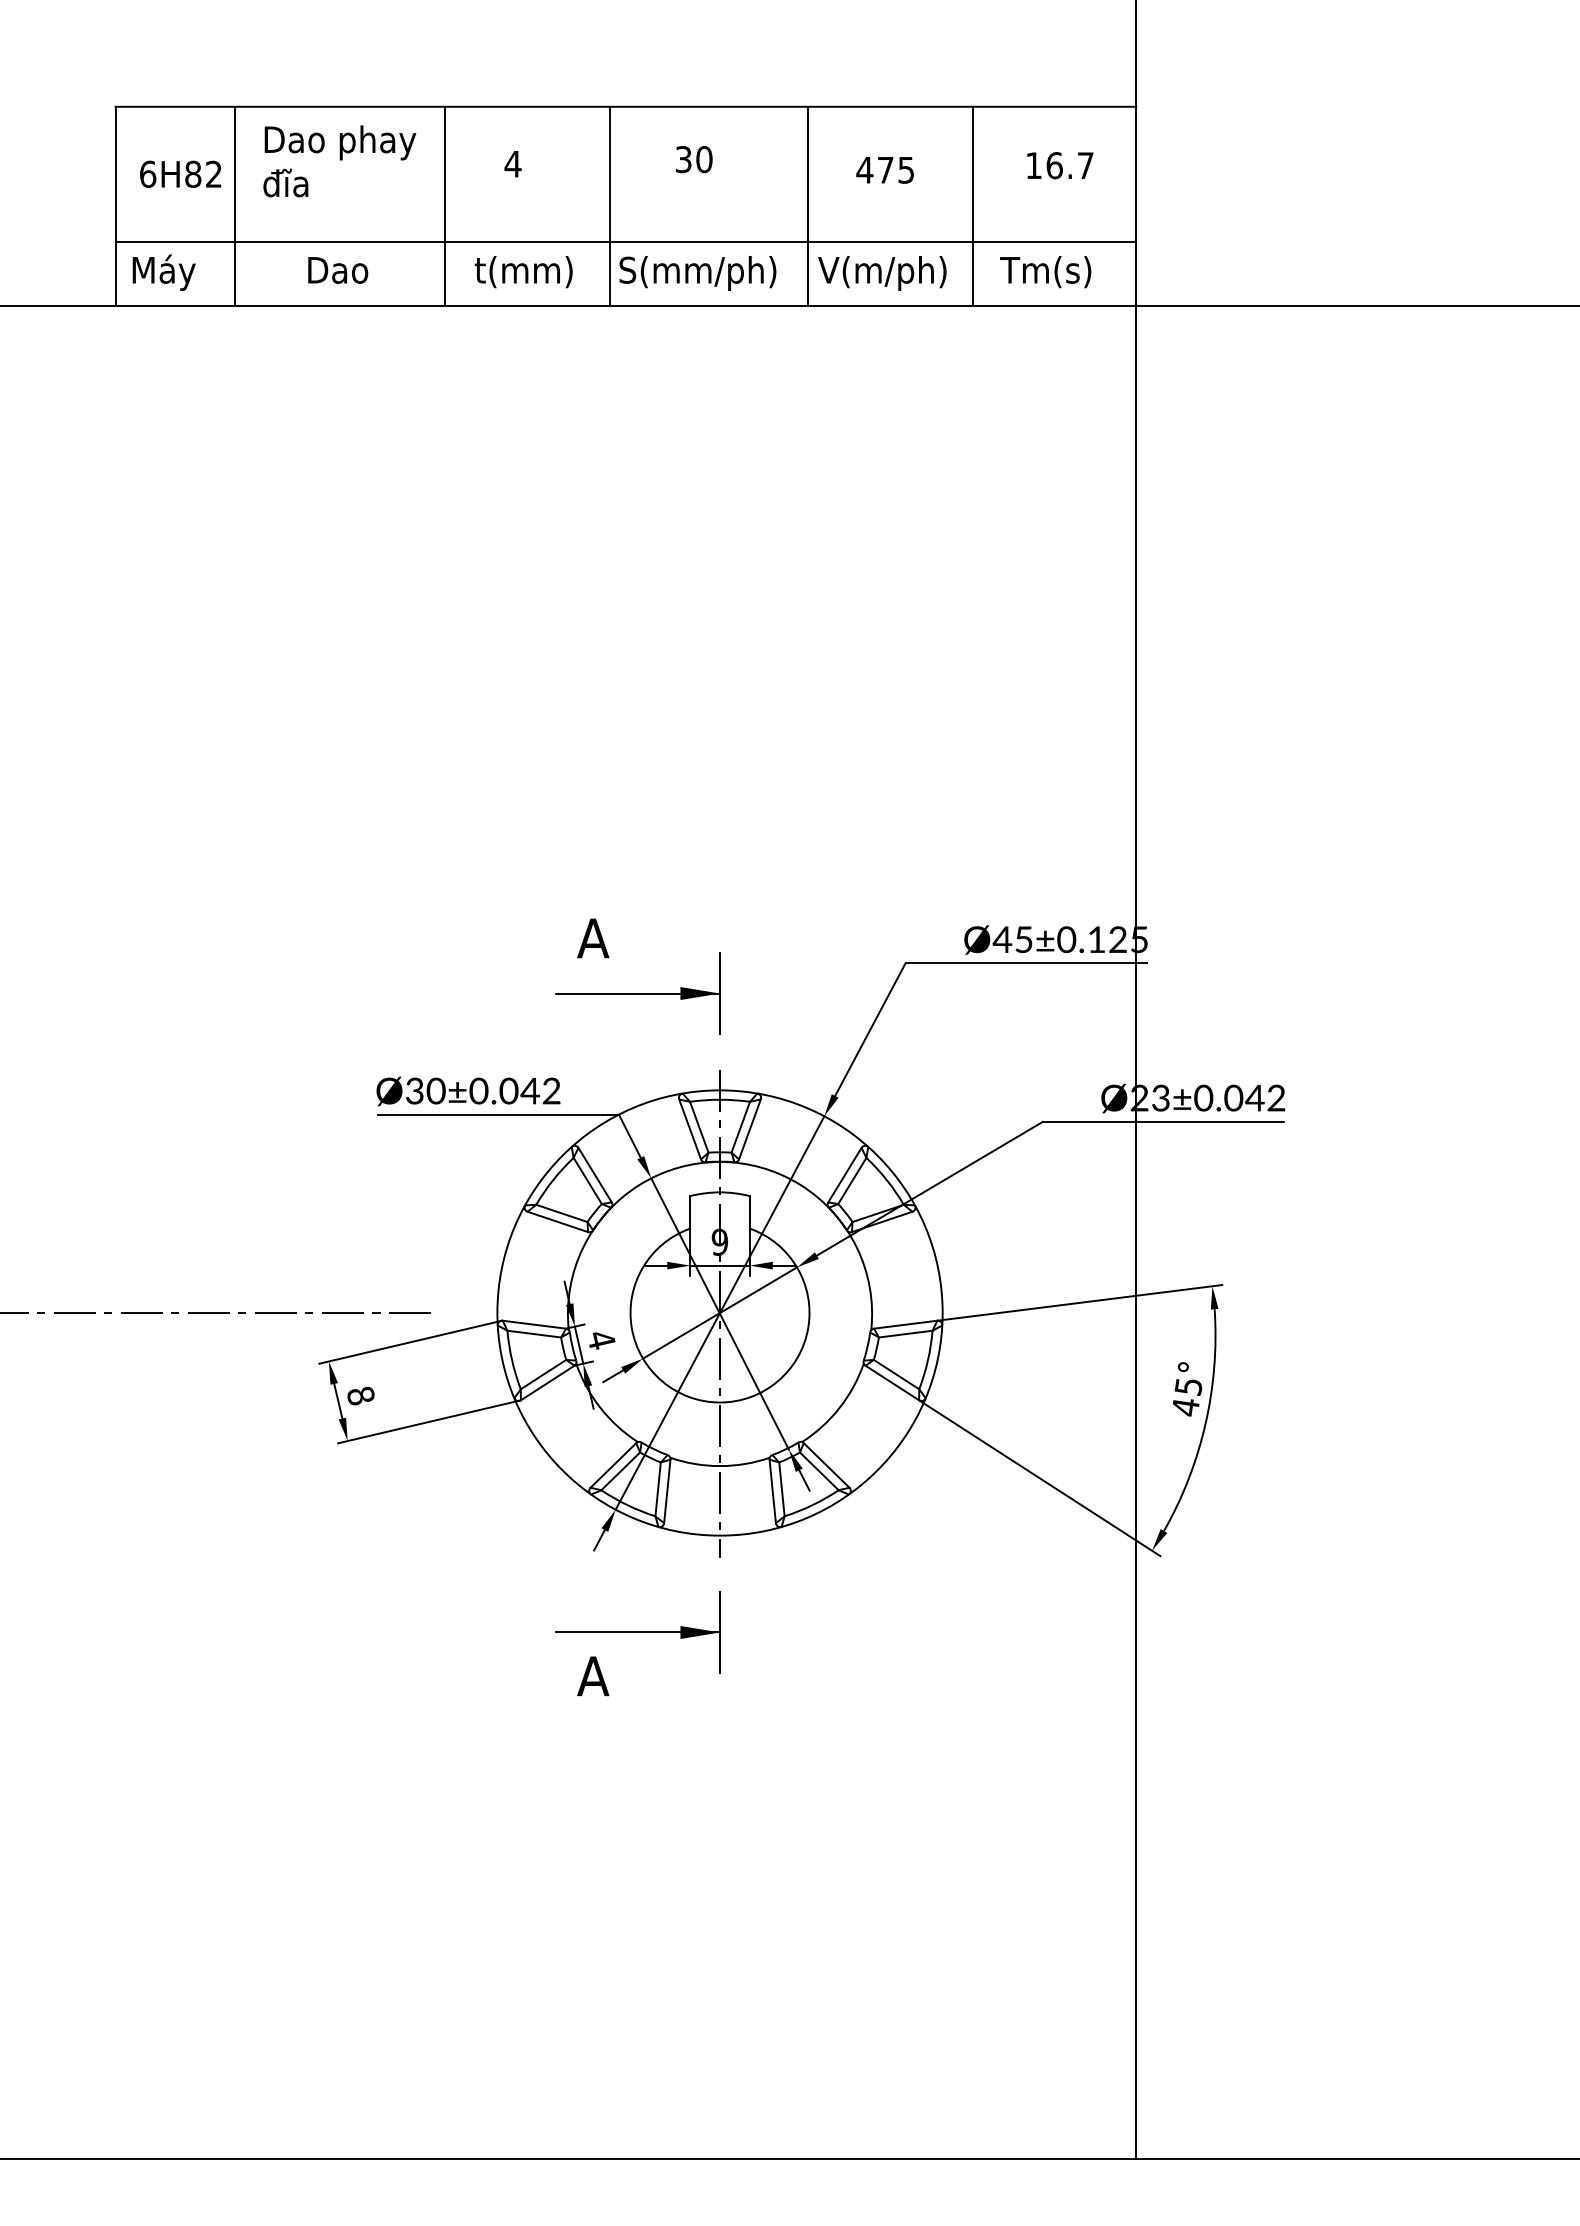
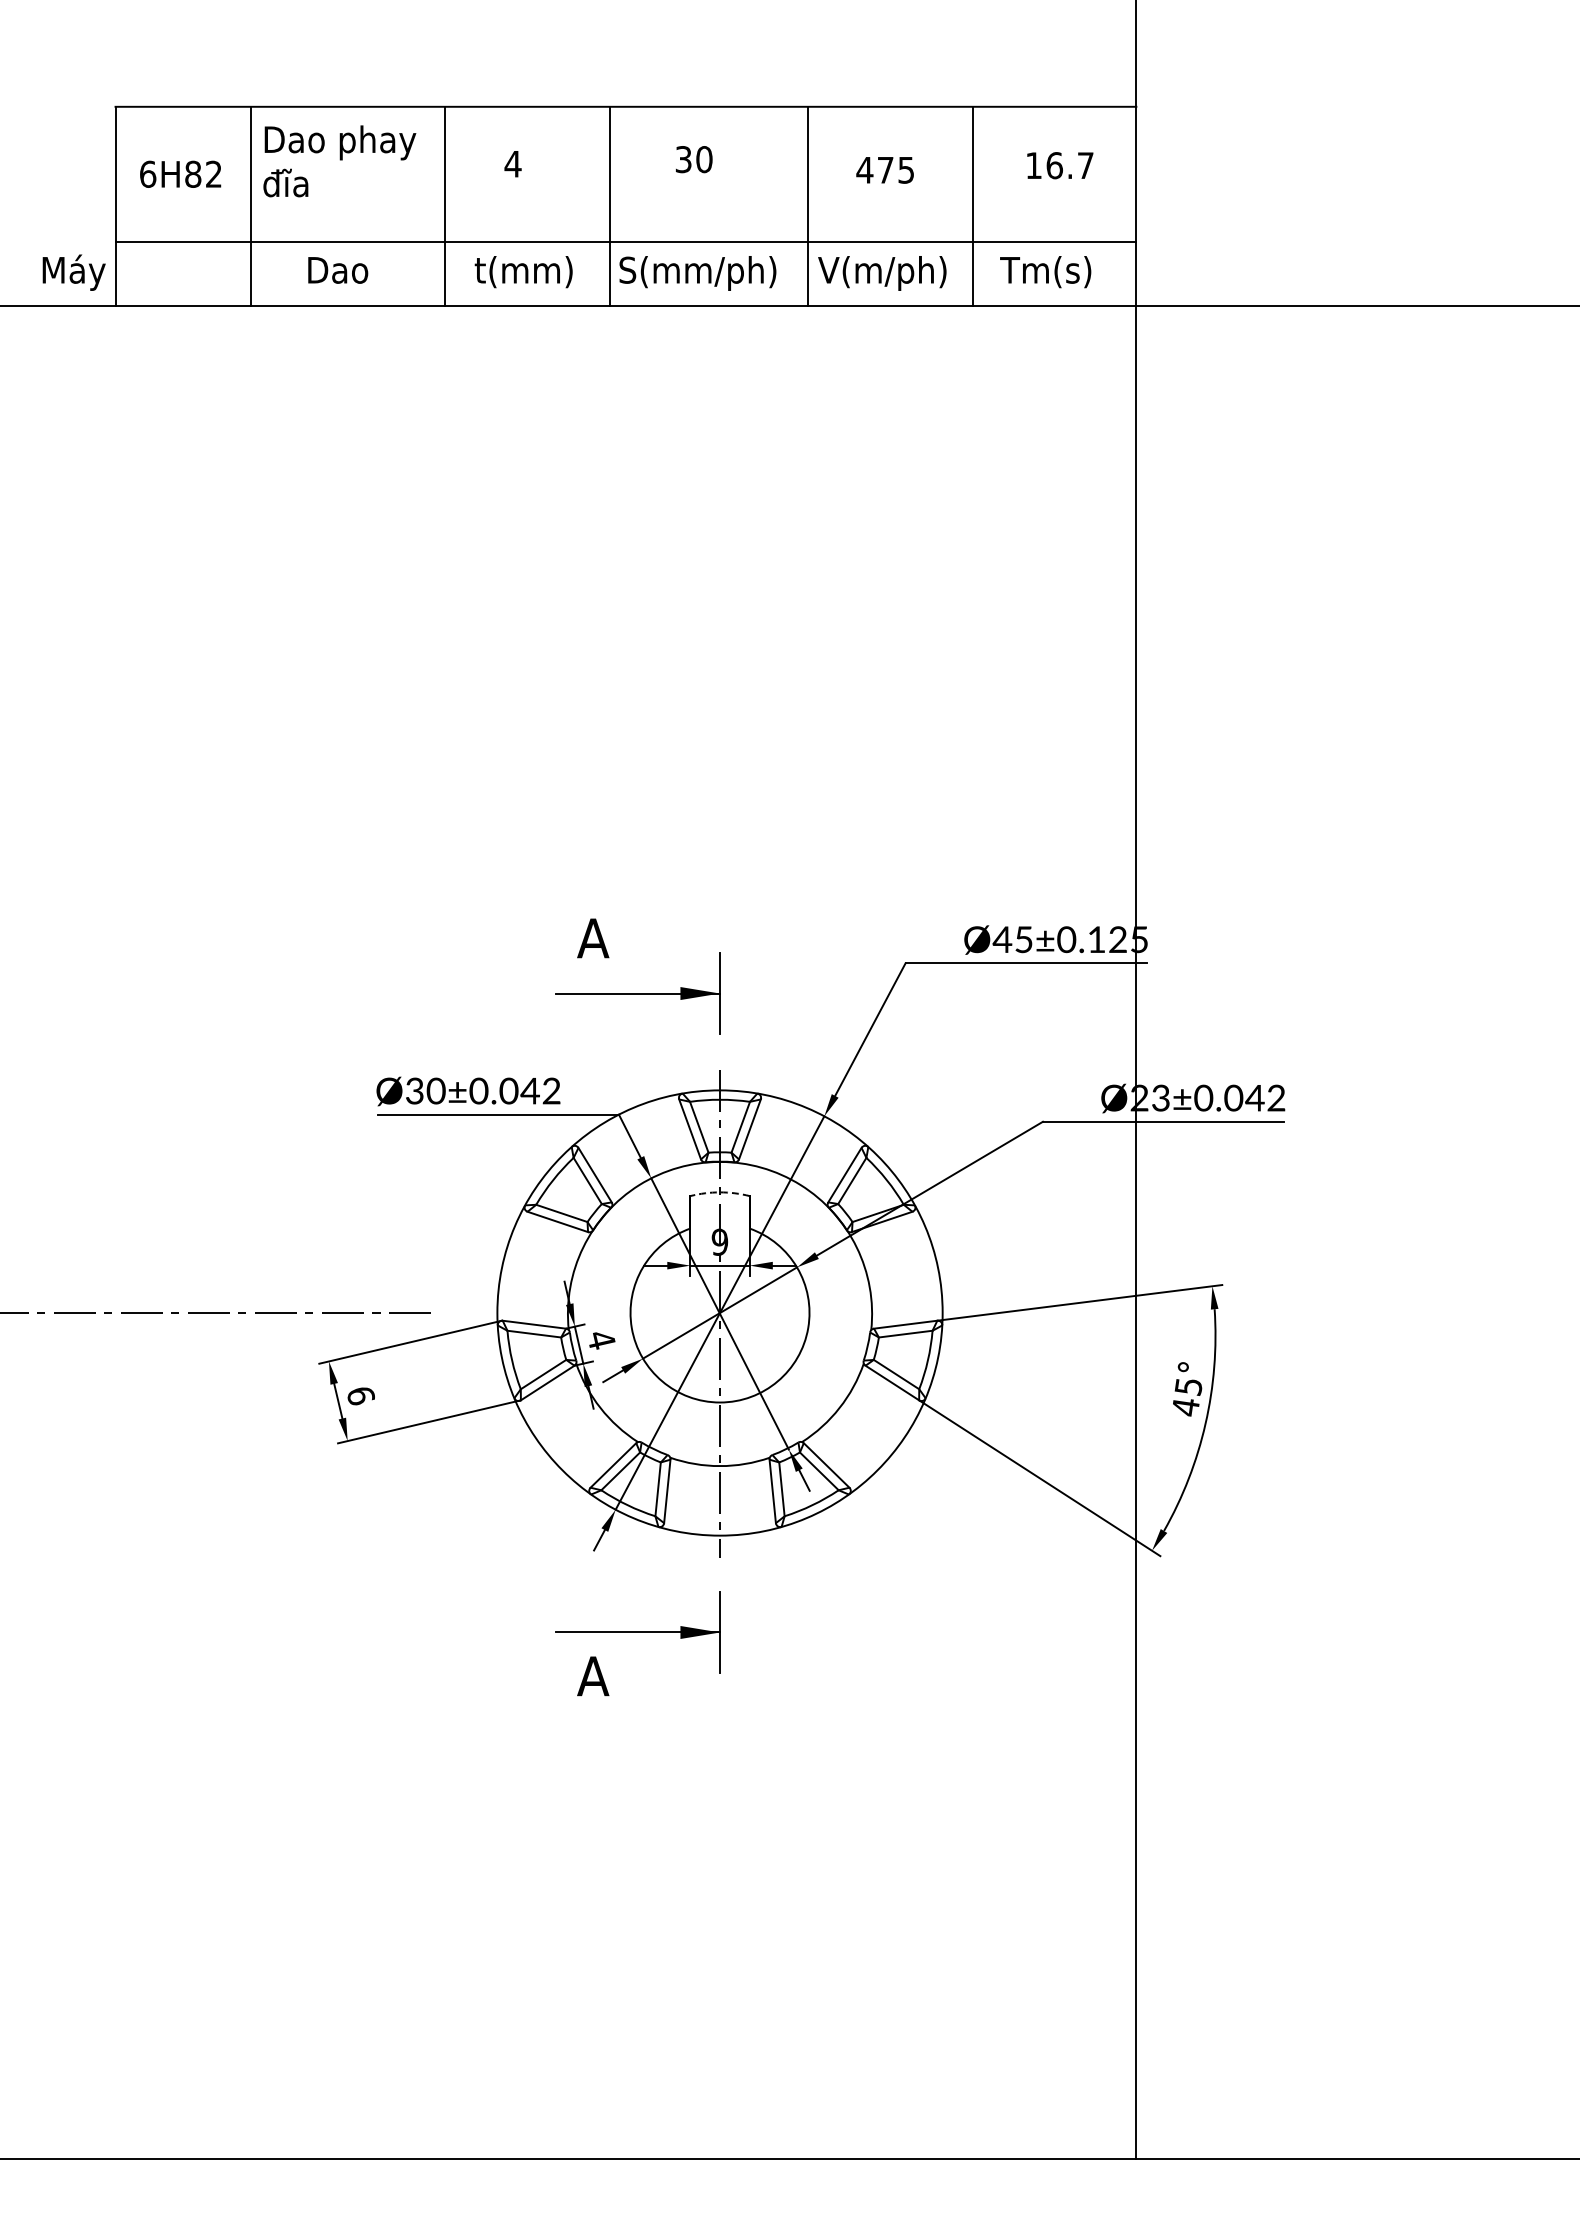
line position: (234, 205) -> (250, 205) (250, 205)
text position: (163, 272) -> (73, 272) (73, 272)
arc: solid -> dashed (720, 1192)
text: 8 -> 6 (360, 1395)
